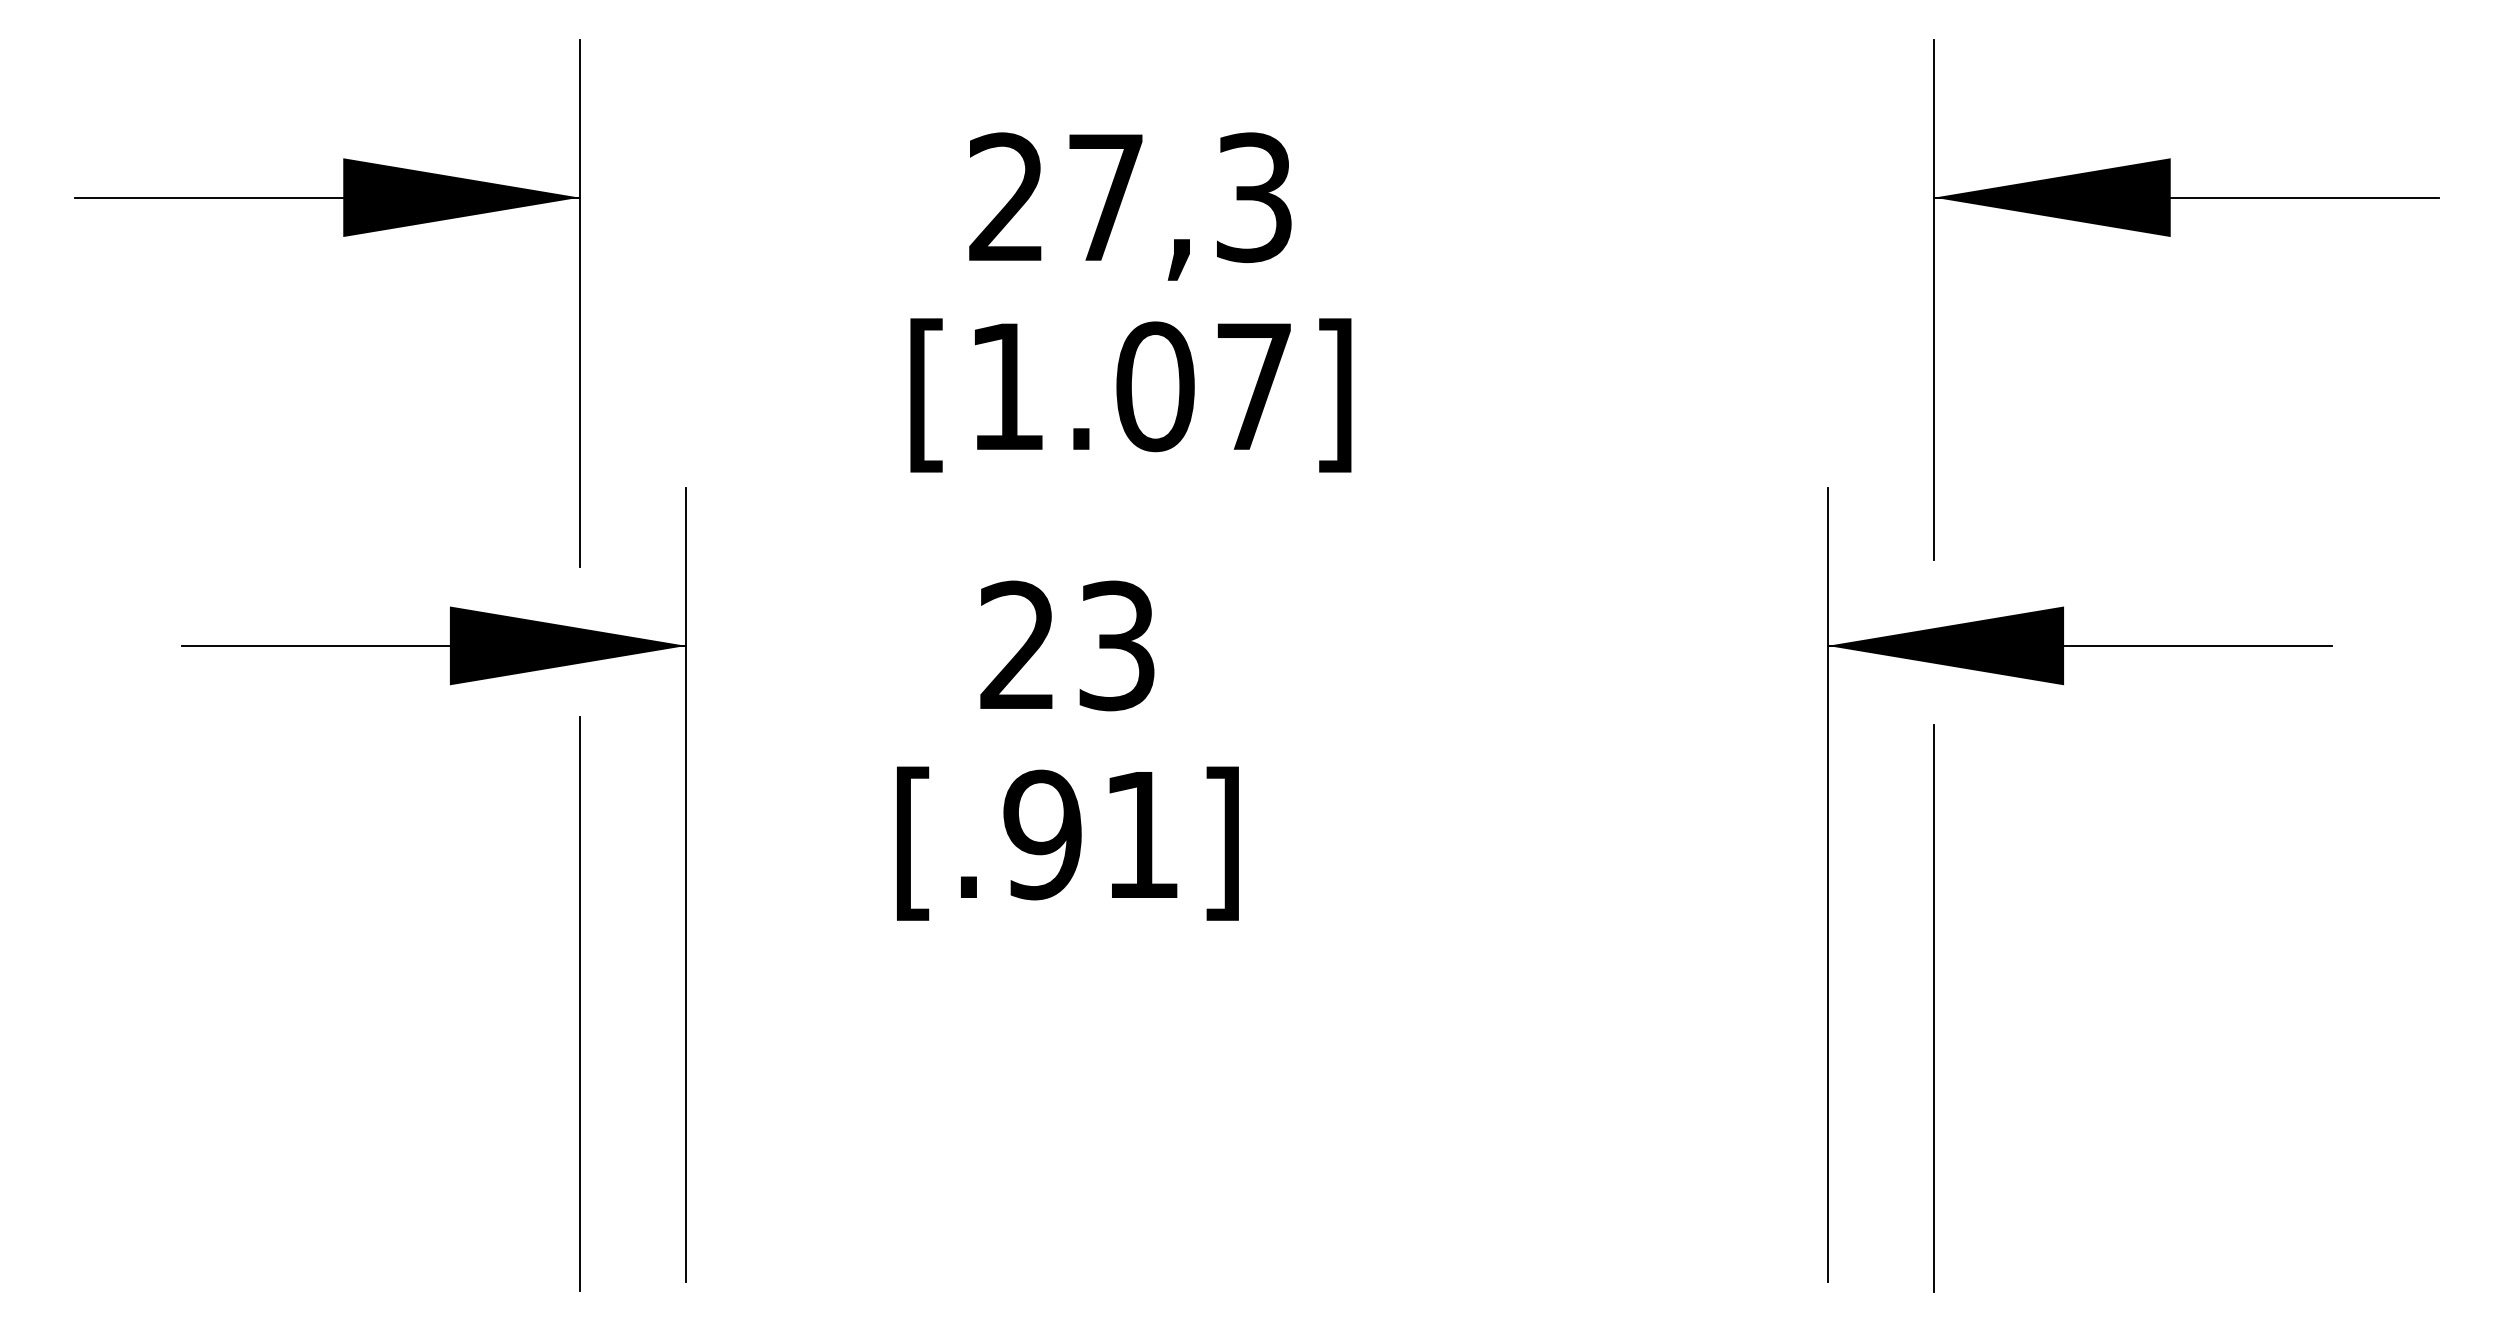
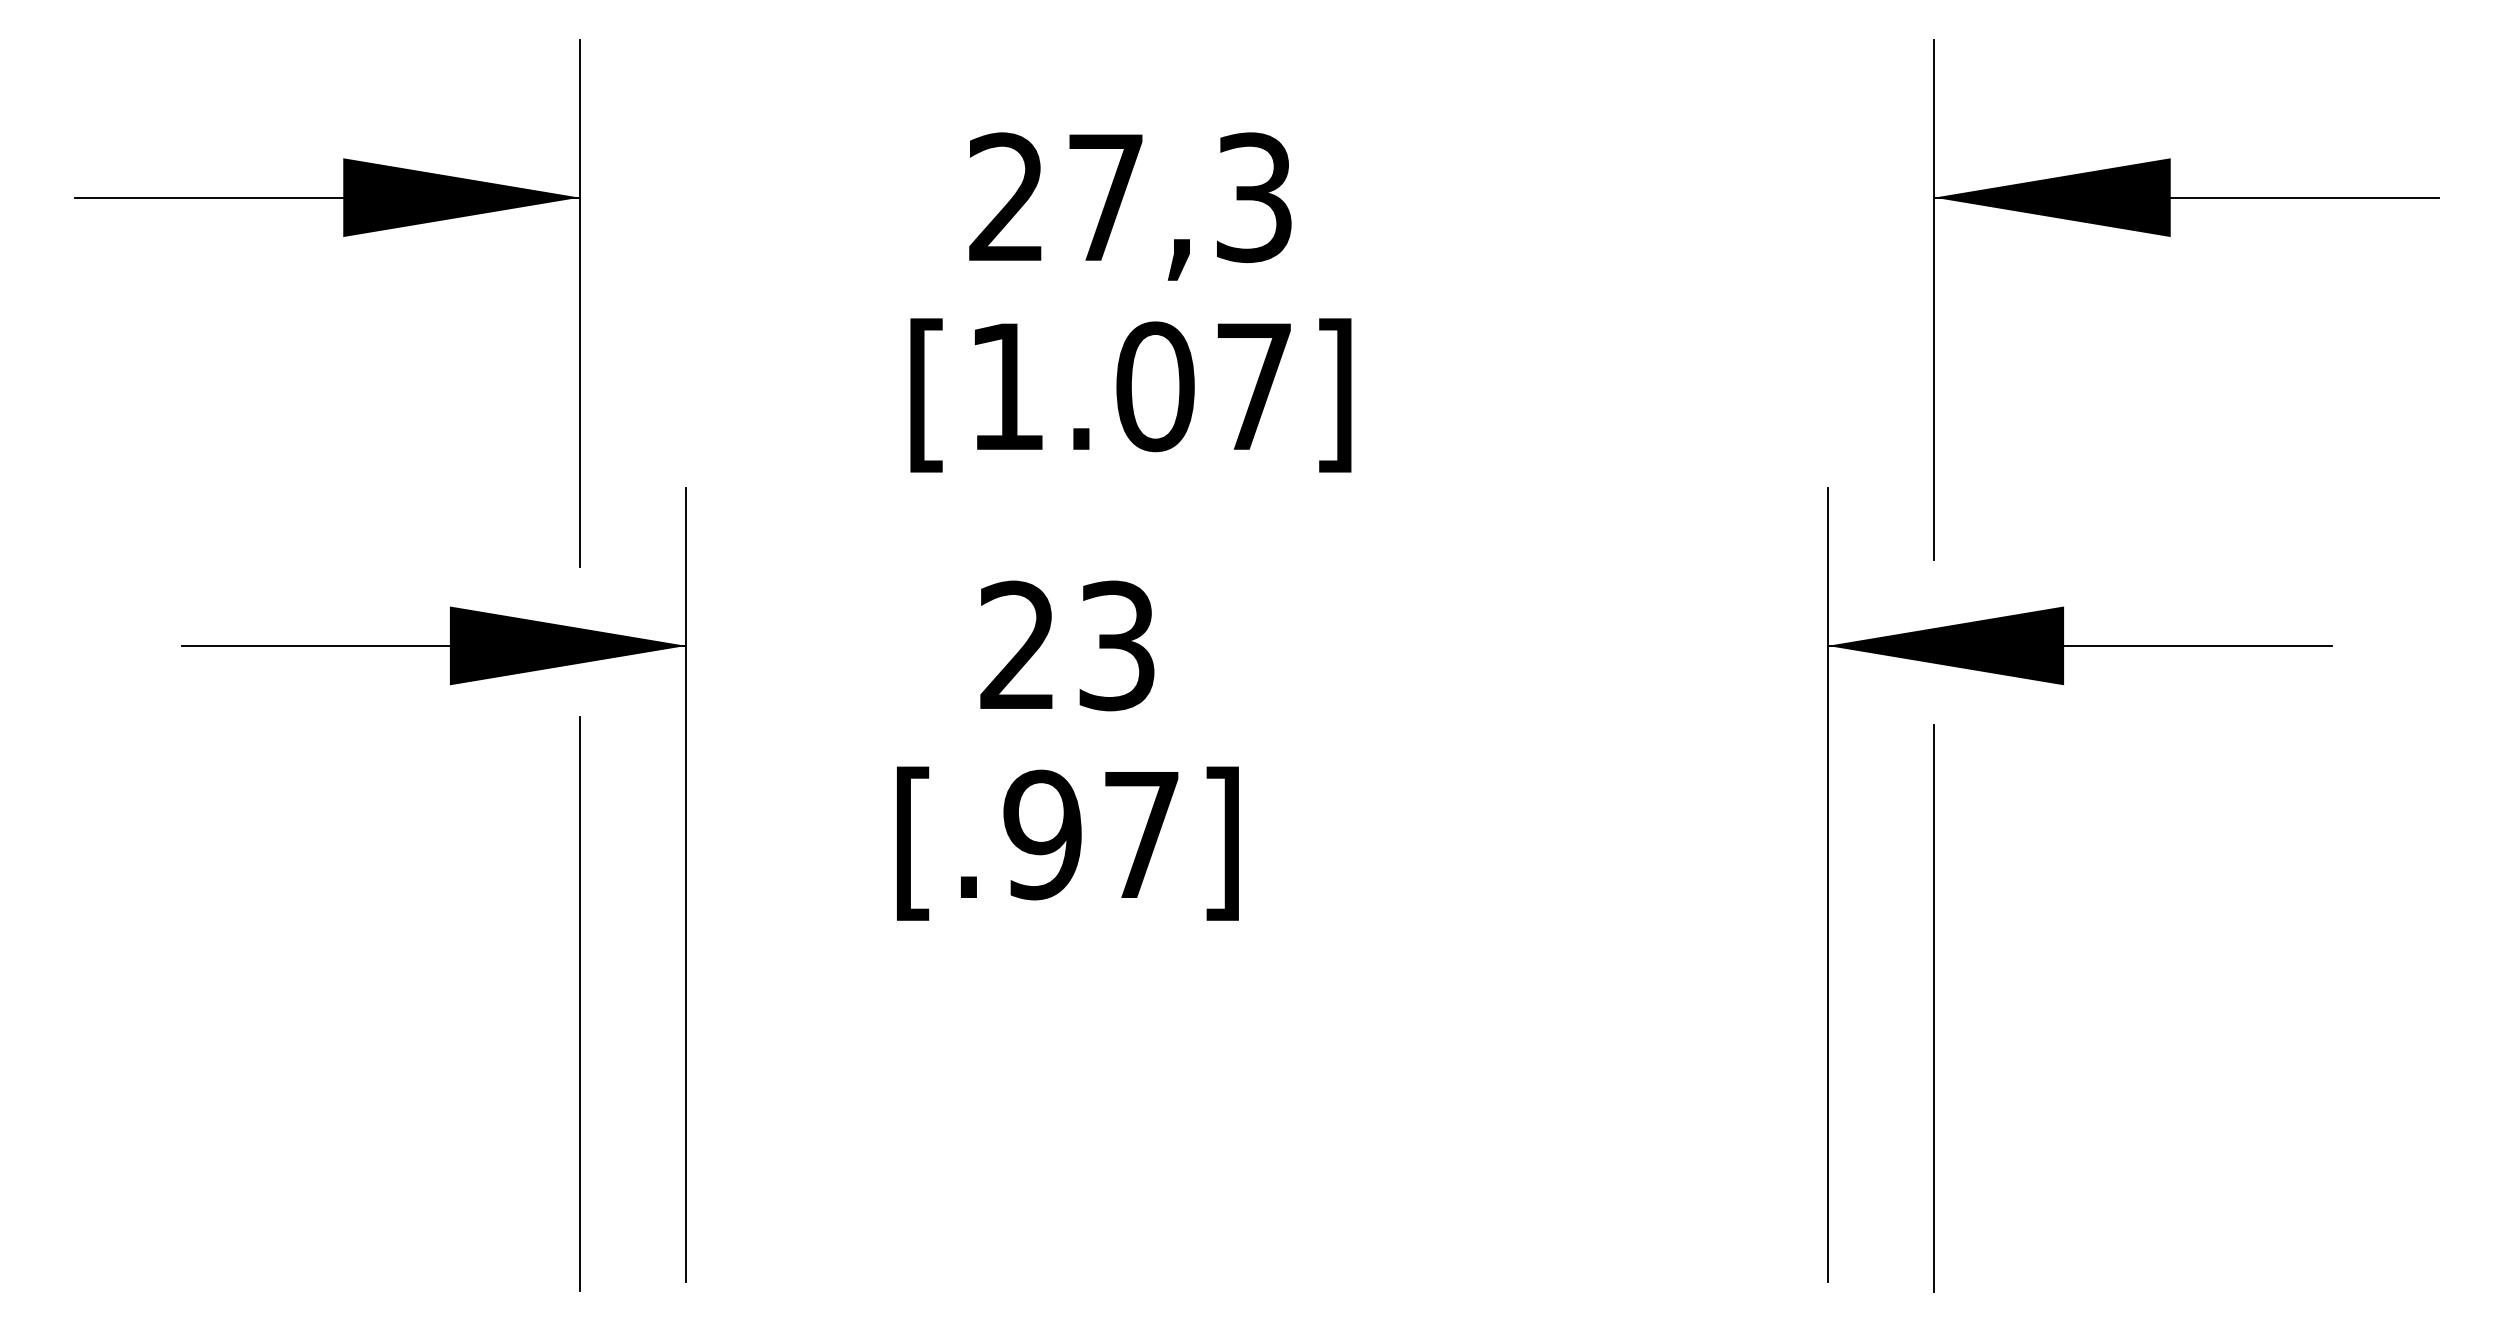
text: [.91] -> [.97] (1141, 834)
